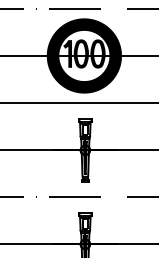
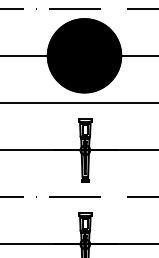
fill: none -> present (84, 55)
